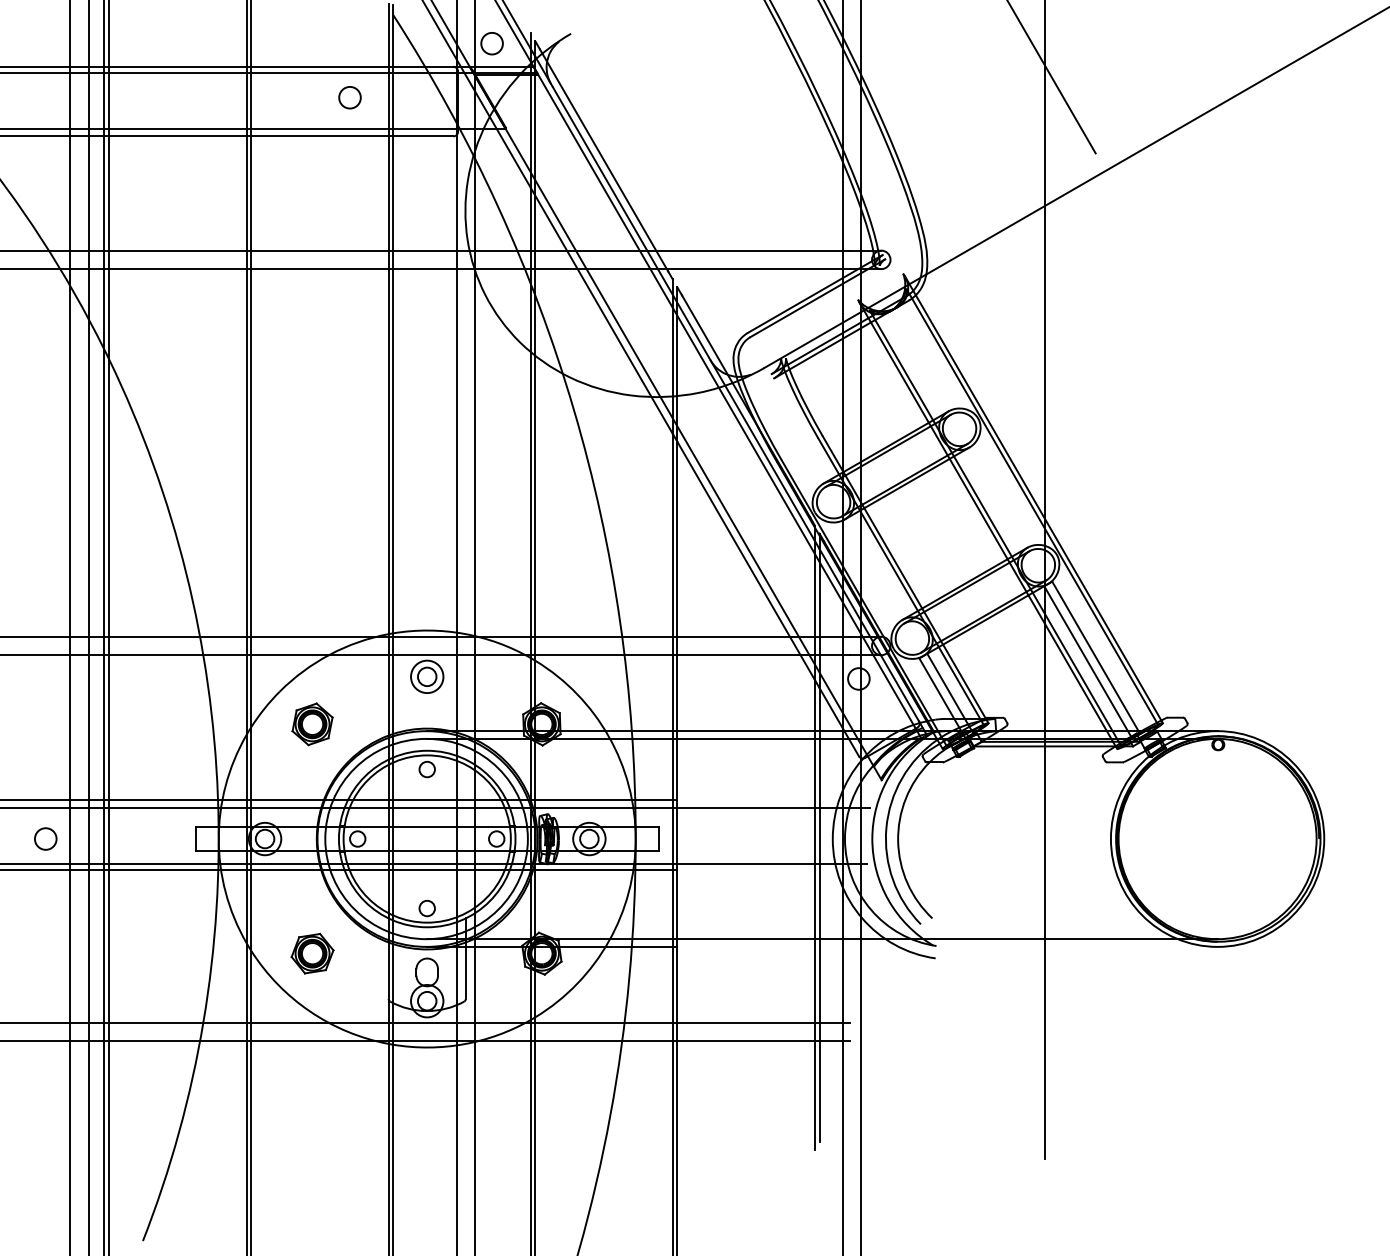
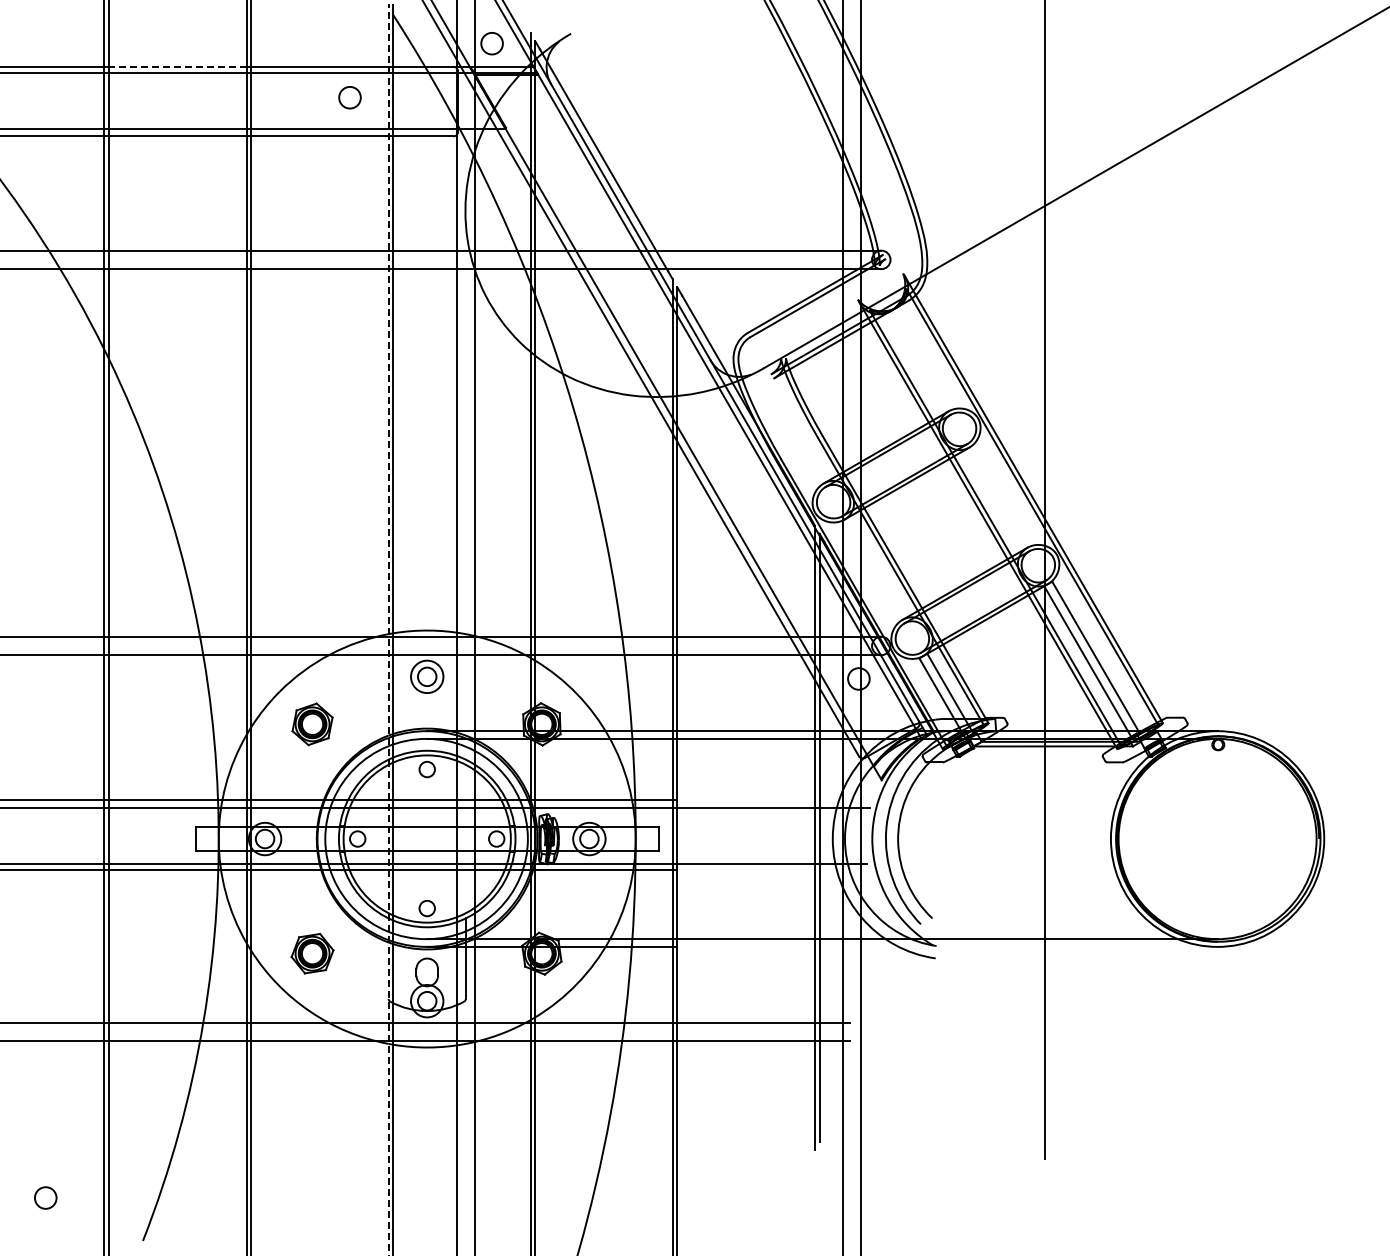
line: solid -> dashed (177, 66)
line: present -> none (1051, 77)
line: present -> none (70, 627)
line: present -> none (89, 627)
line: solid -> dashed (388, 630)
circle position: (45, 838) -> (45, 1197) (45, 1197)
